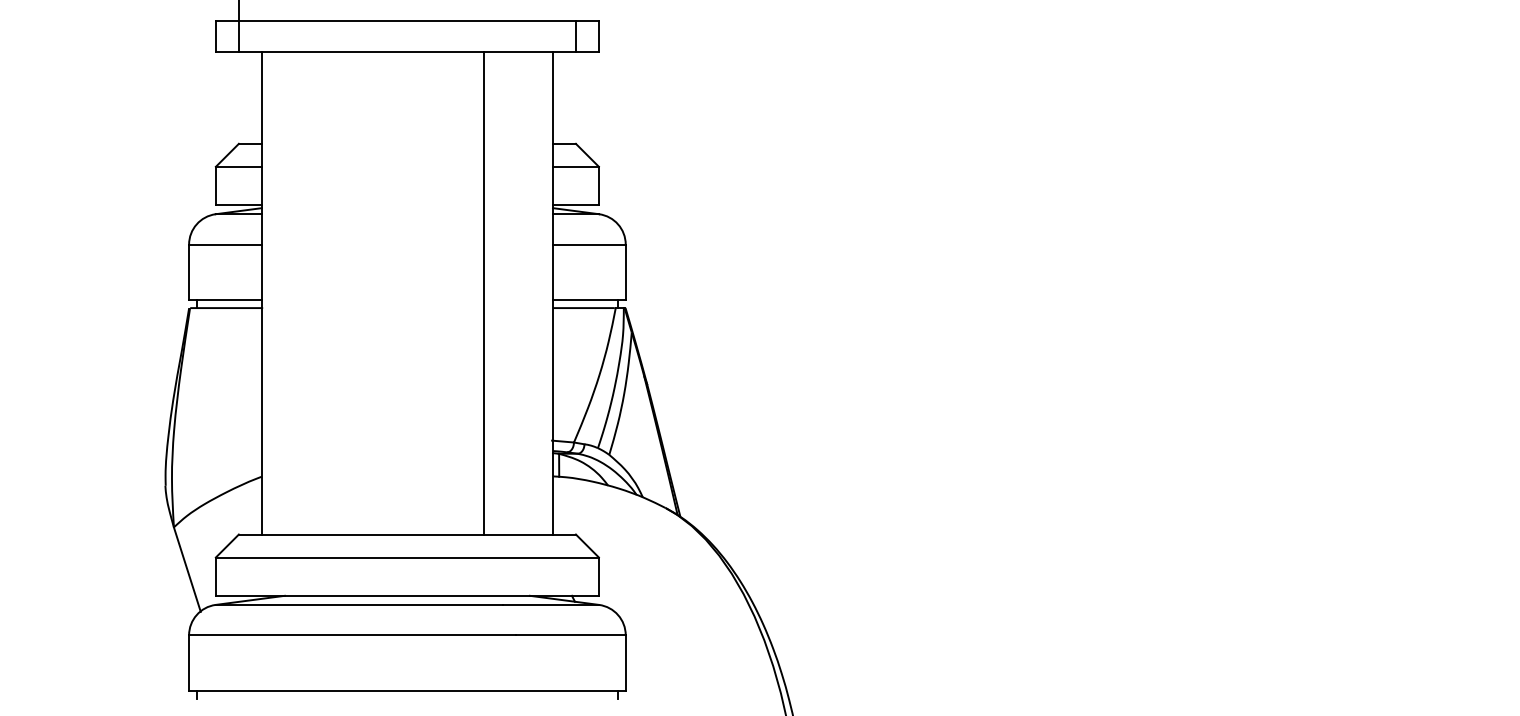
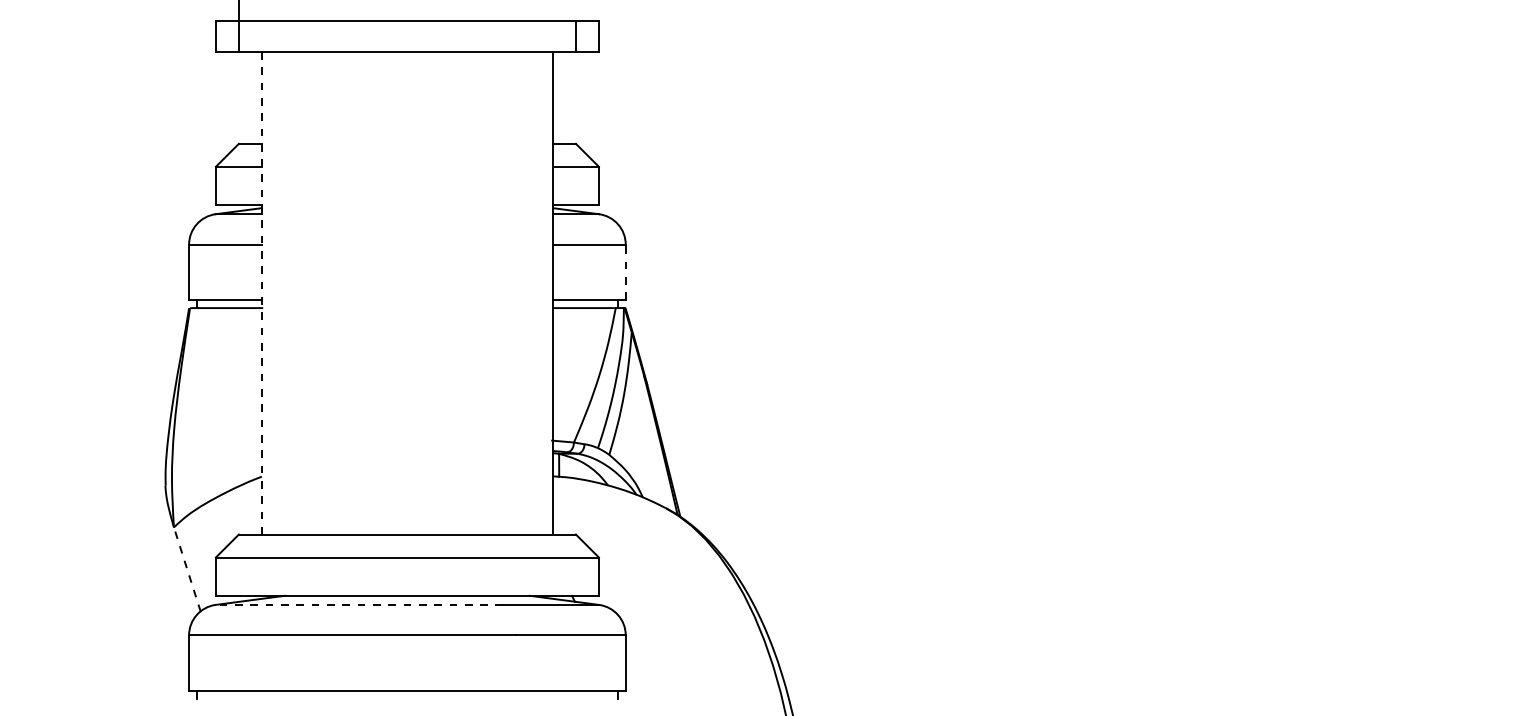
line: solid -> dashed (625, 272)
line: present -> none (484, 292)
line: solid -> dashed (261, 293)
line: solid -> dashed (187, 569)
line: solid -> dashed (359, 604)
